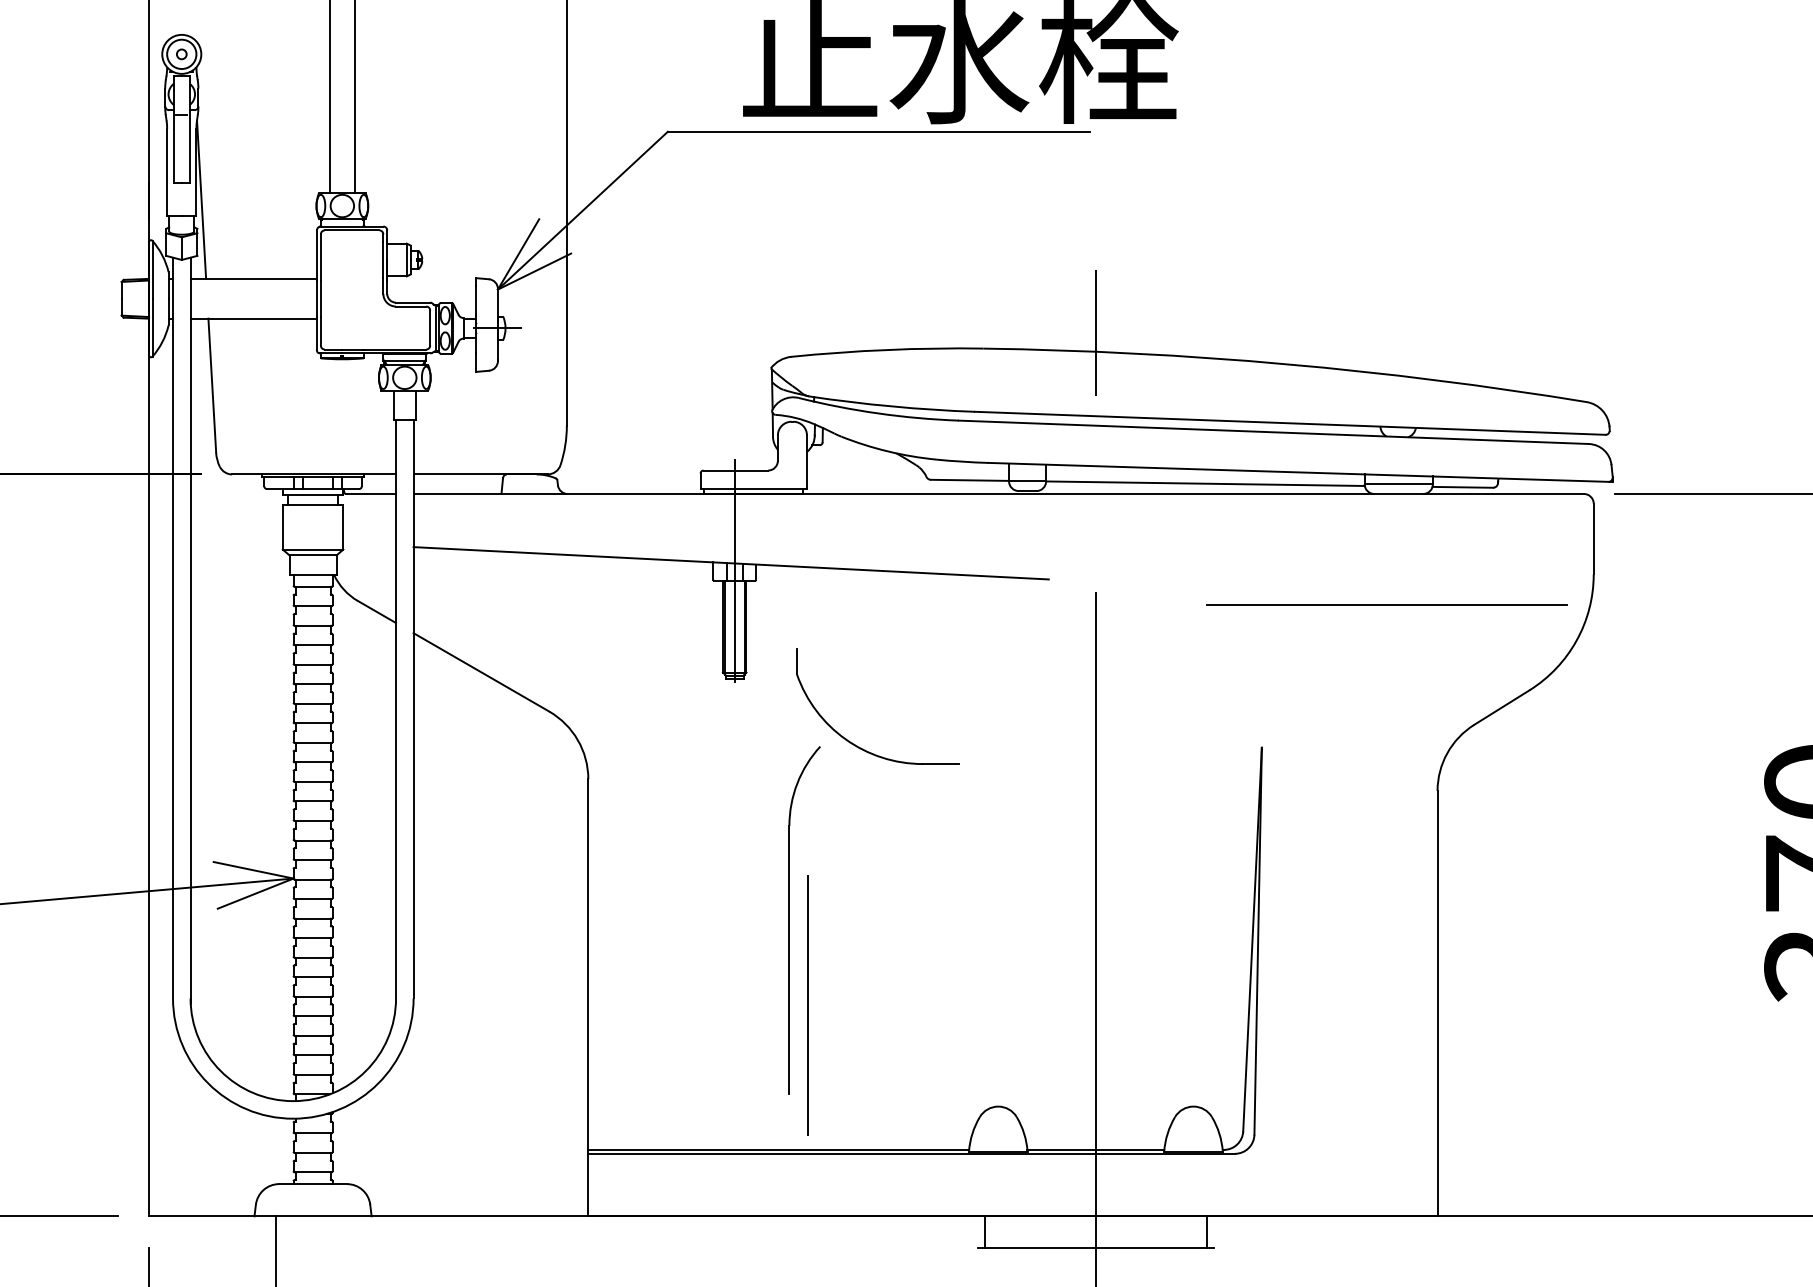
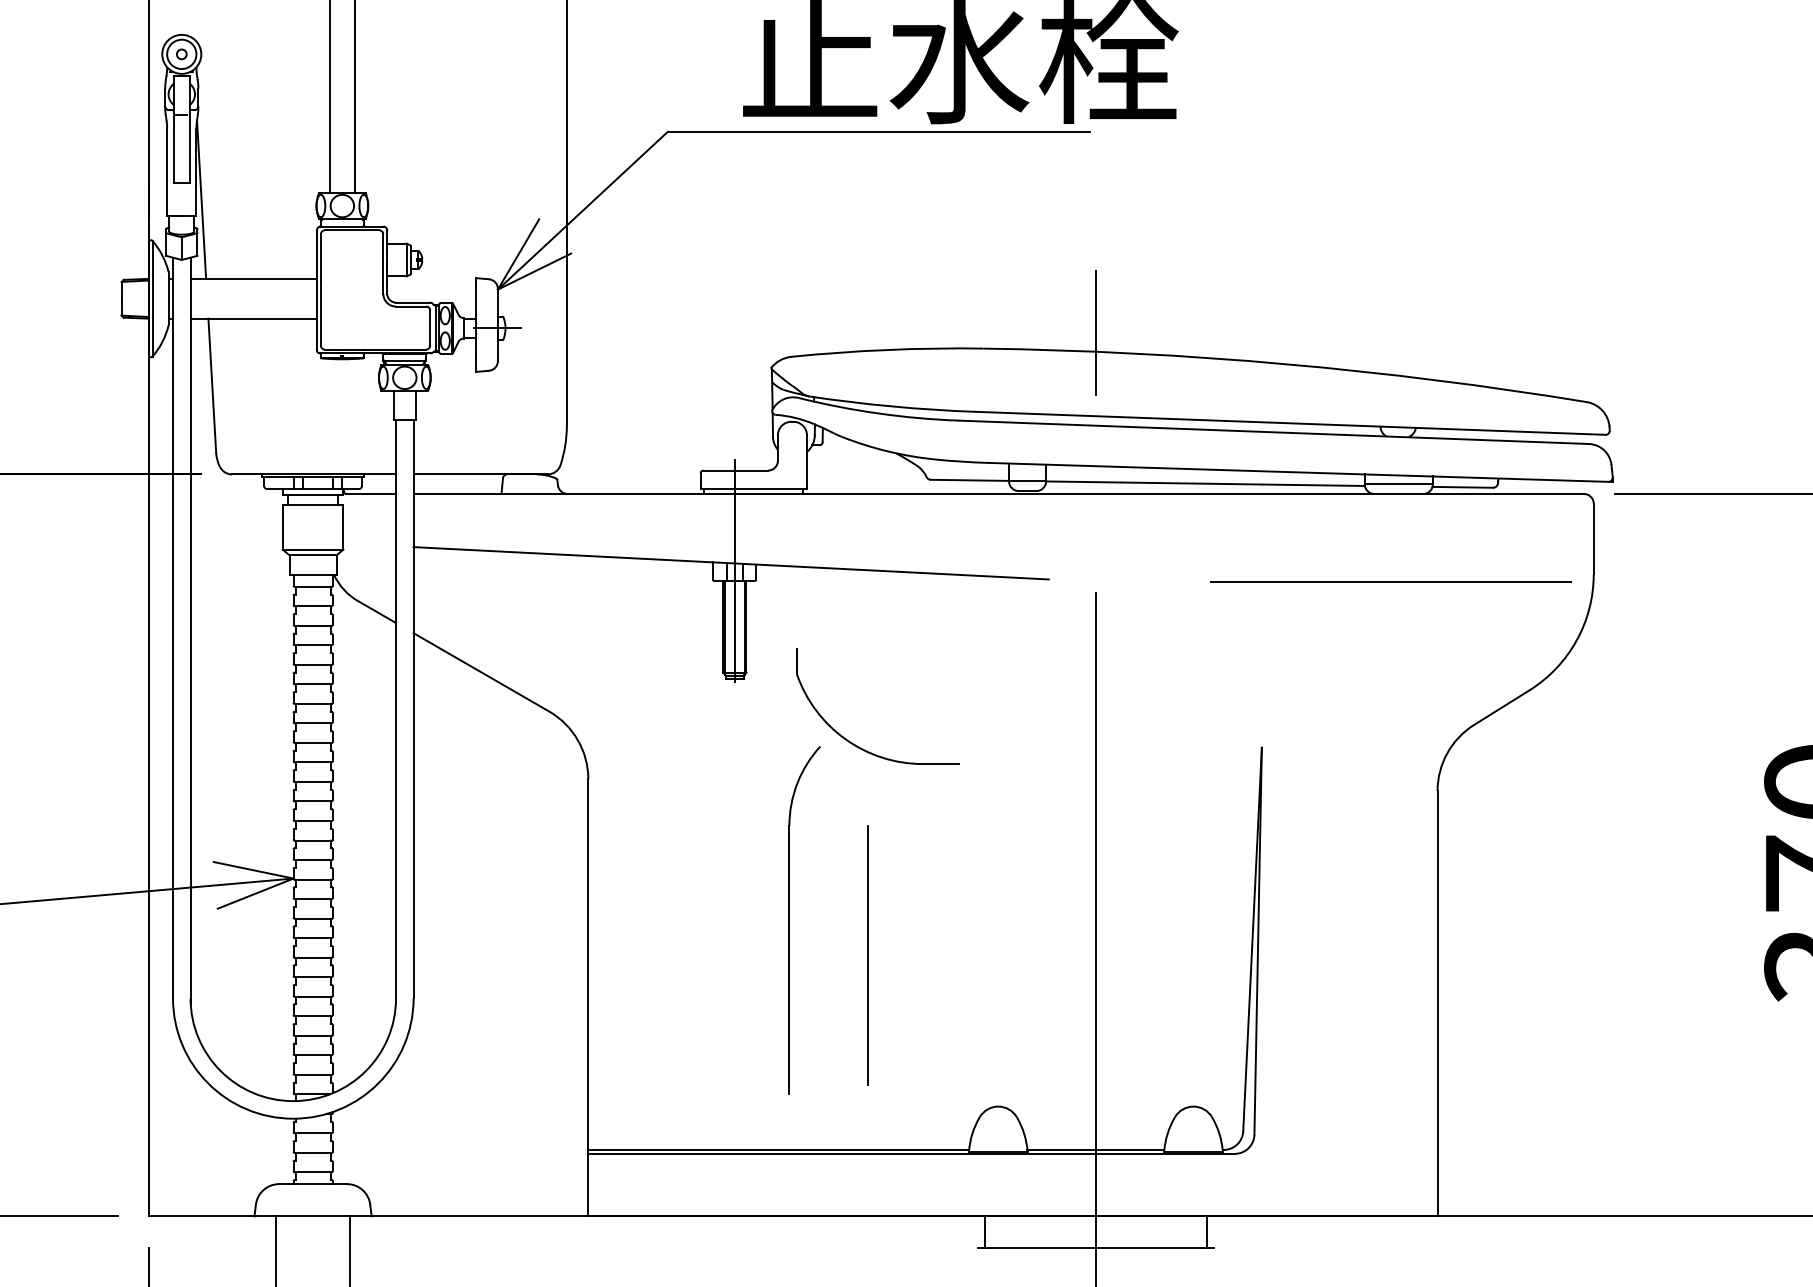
line position: (1386, 604) -> (1390, 581) (1390, 581)
line position: (807, 1005) -> (867, 955) (867, 955)
line: none -> present (350, 1249)
